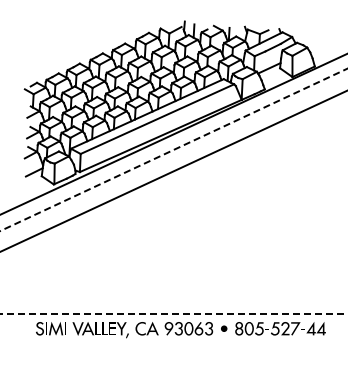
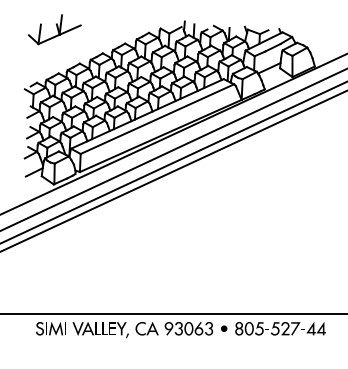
part: none -> present (54, 29)
line: dashed -> solid (173, 149)
line: none -> present (173, 162)
line: dashed -> solid (174, 314)
